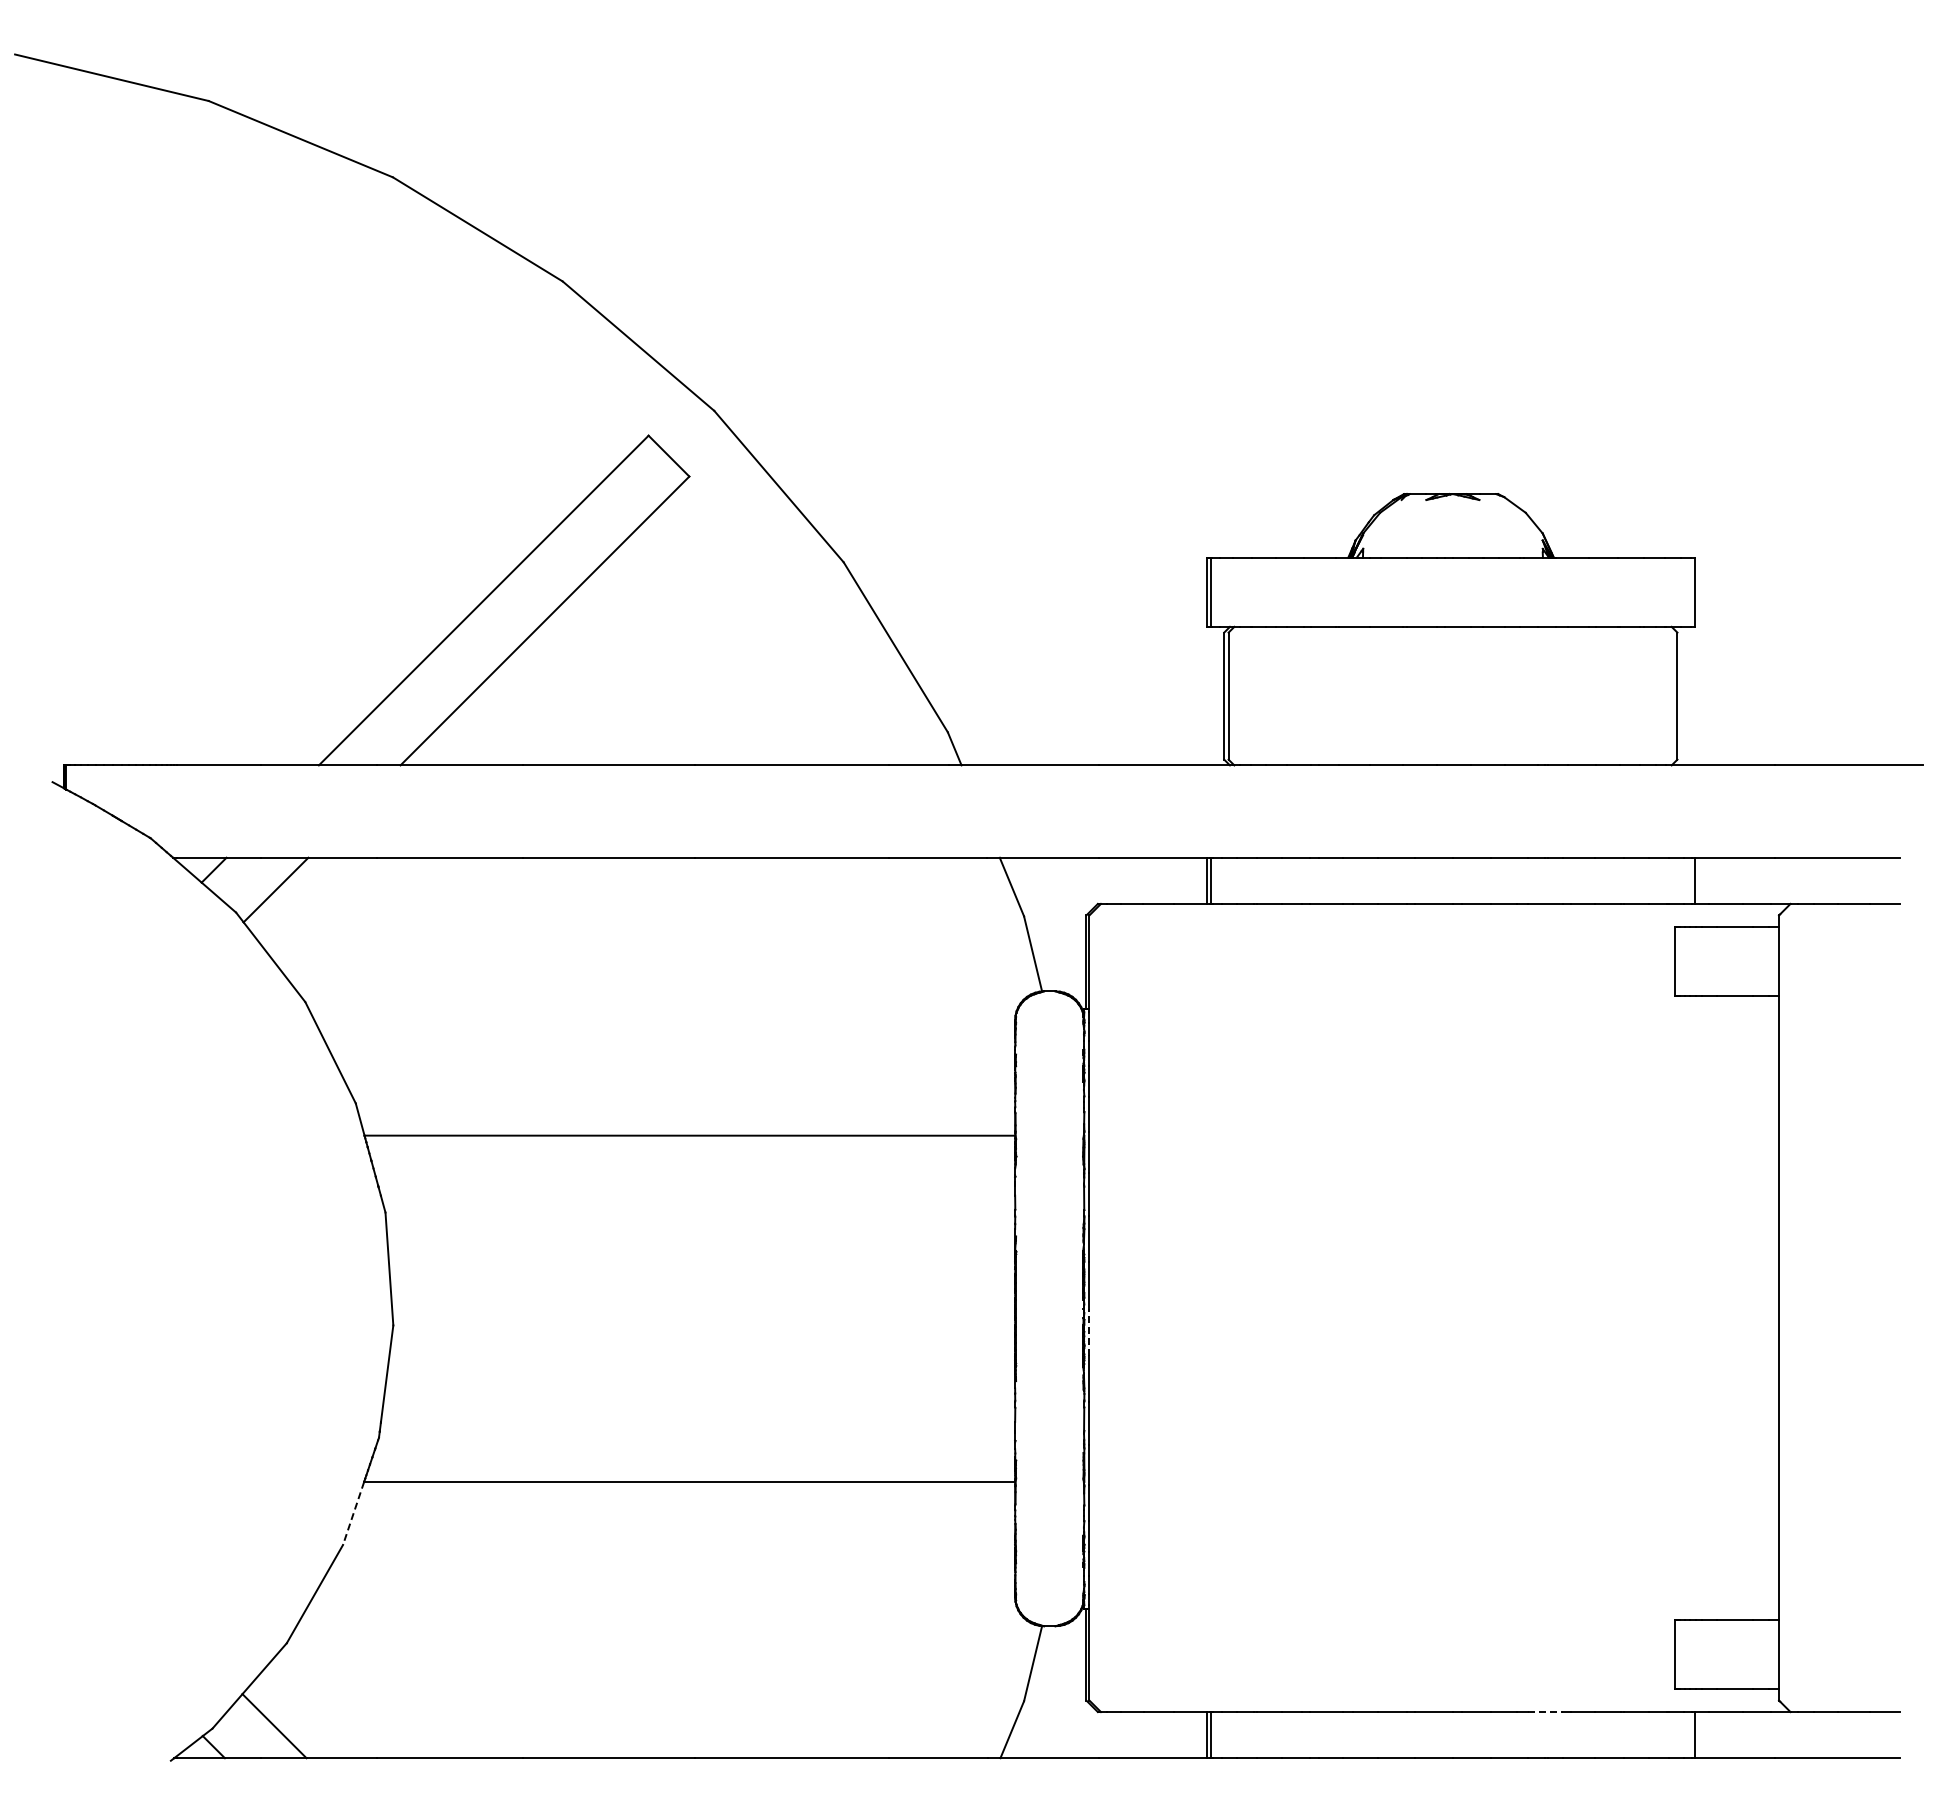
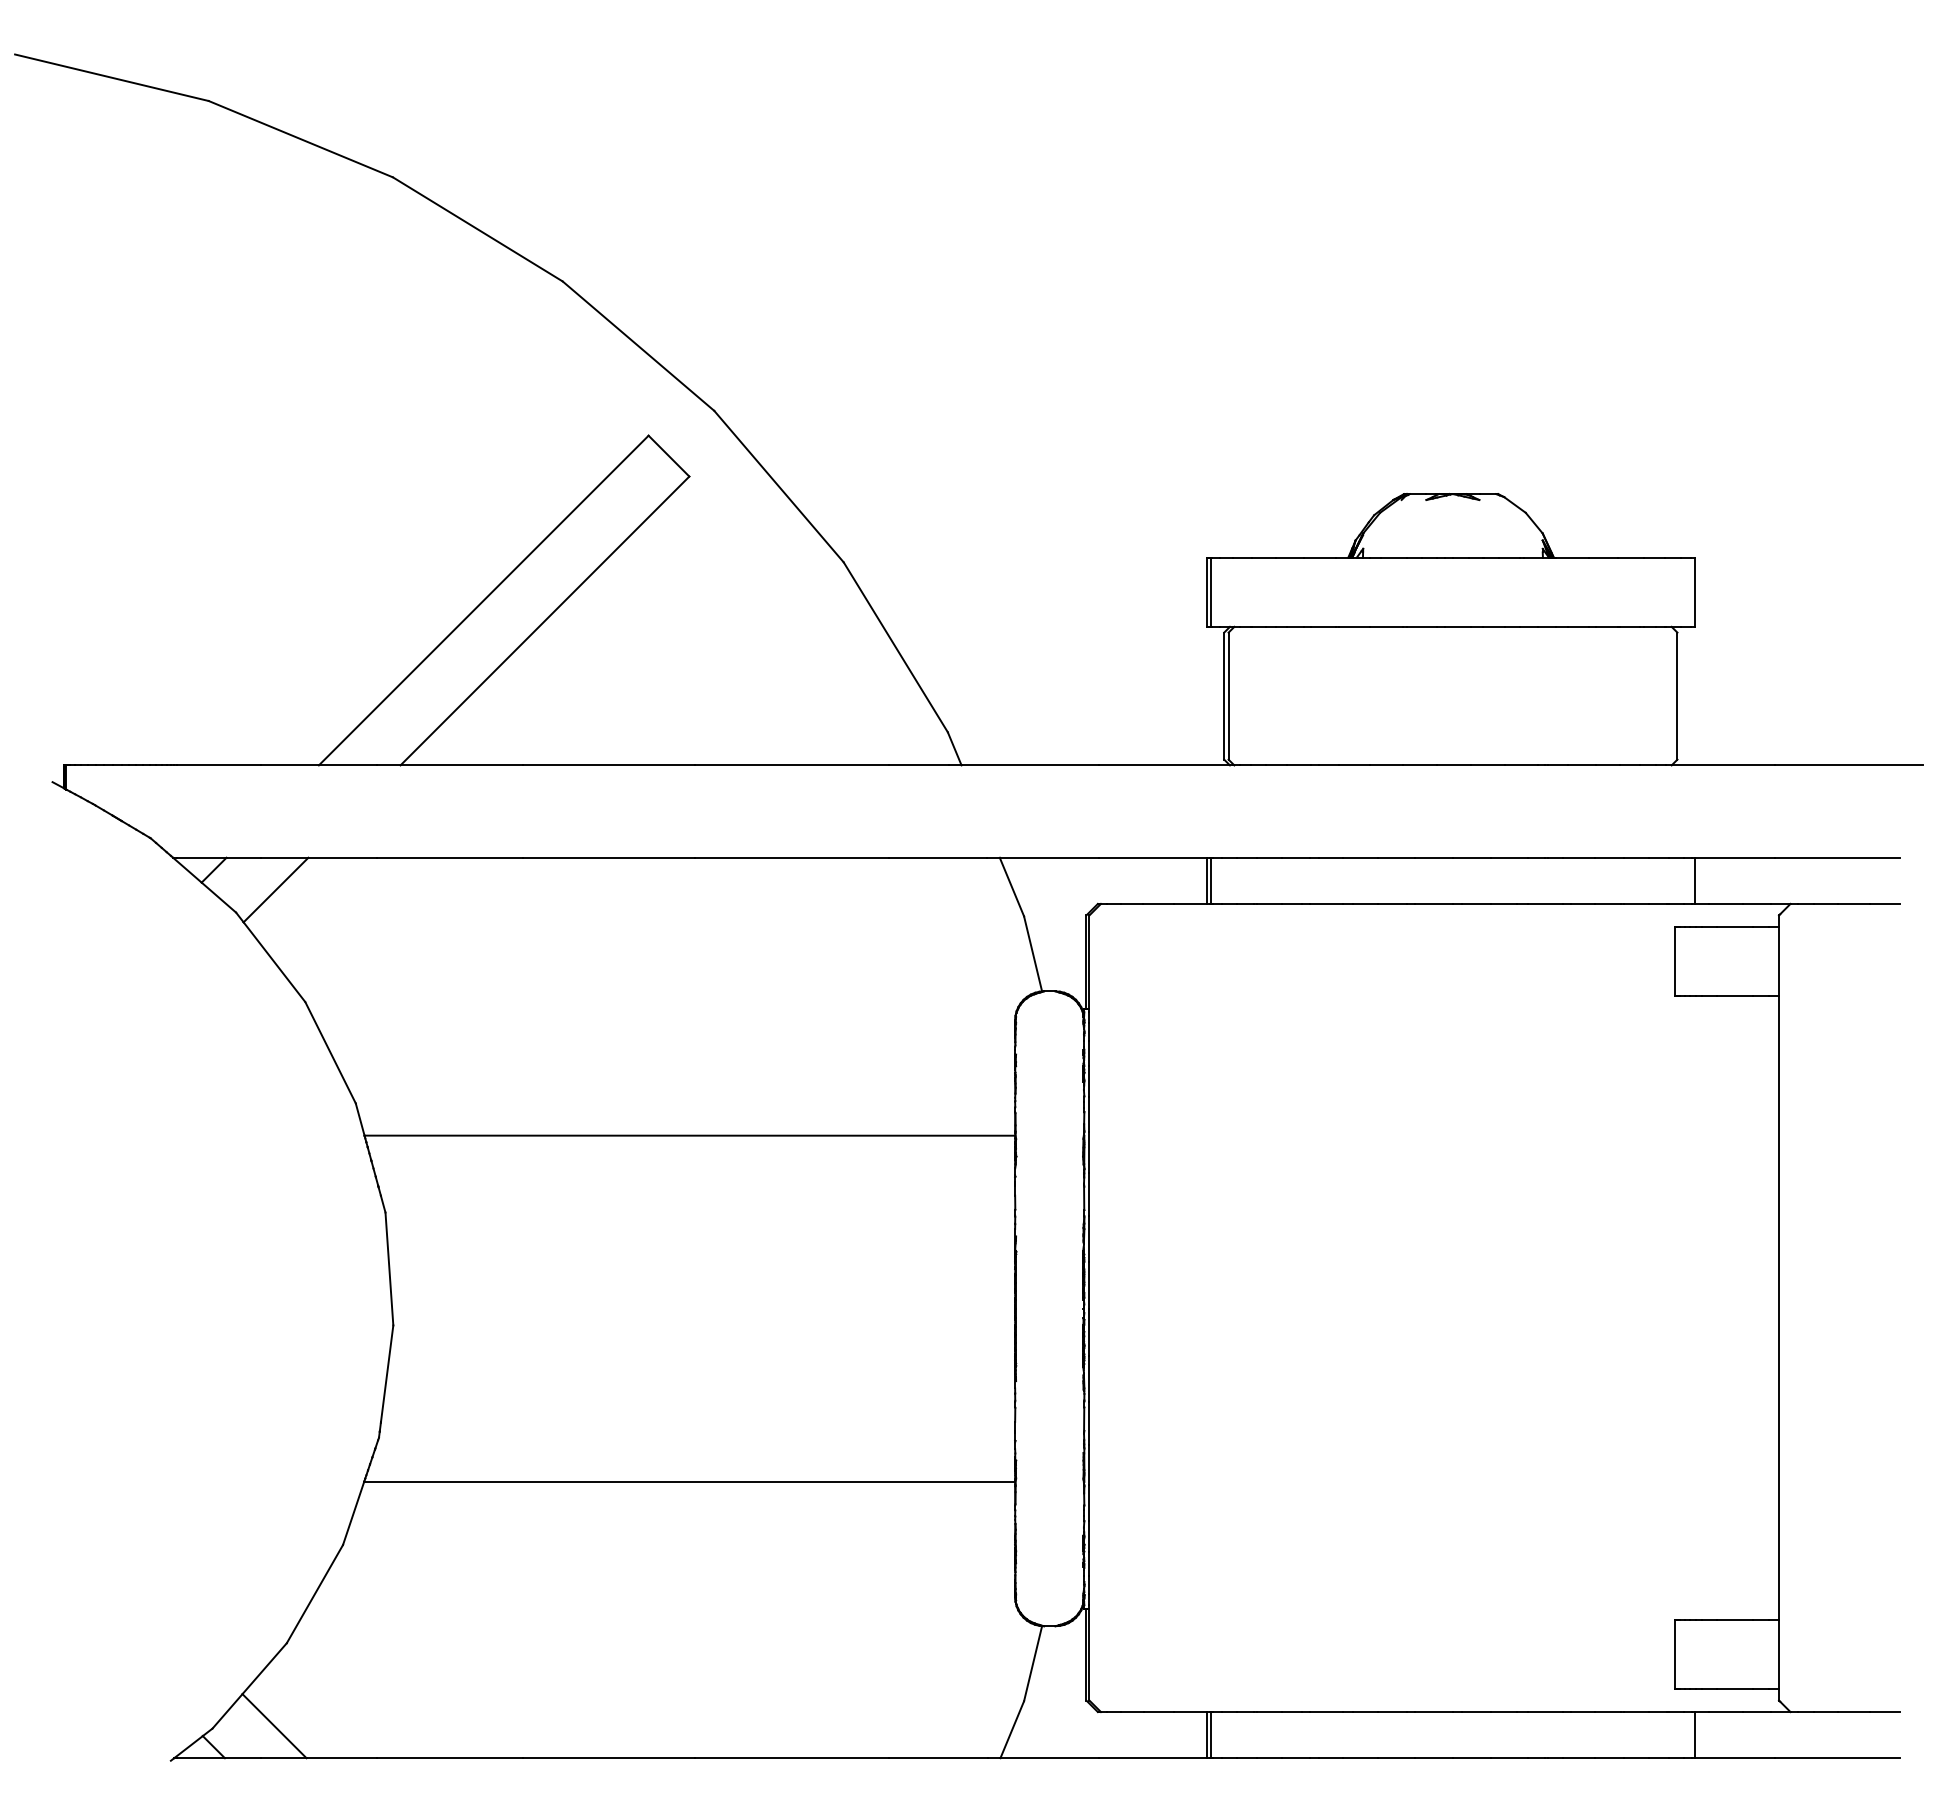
line: dashed -> solid (1089, 1331)
line: dashed -> solid (353, 1513)
line: dashed -> solid (1545, 1712)
